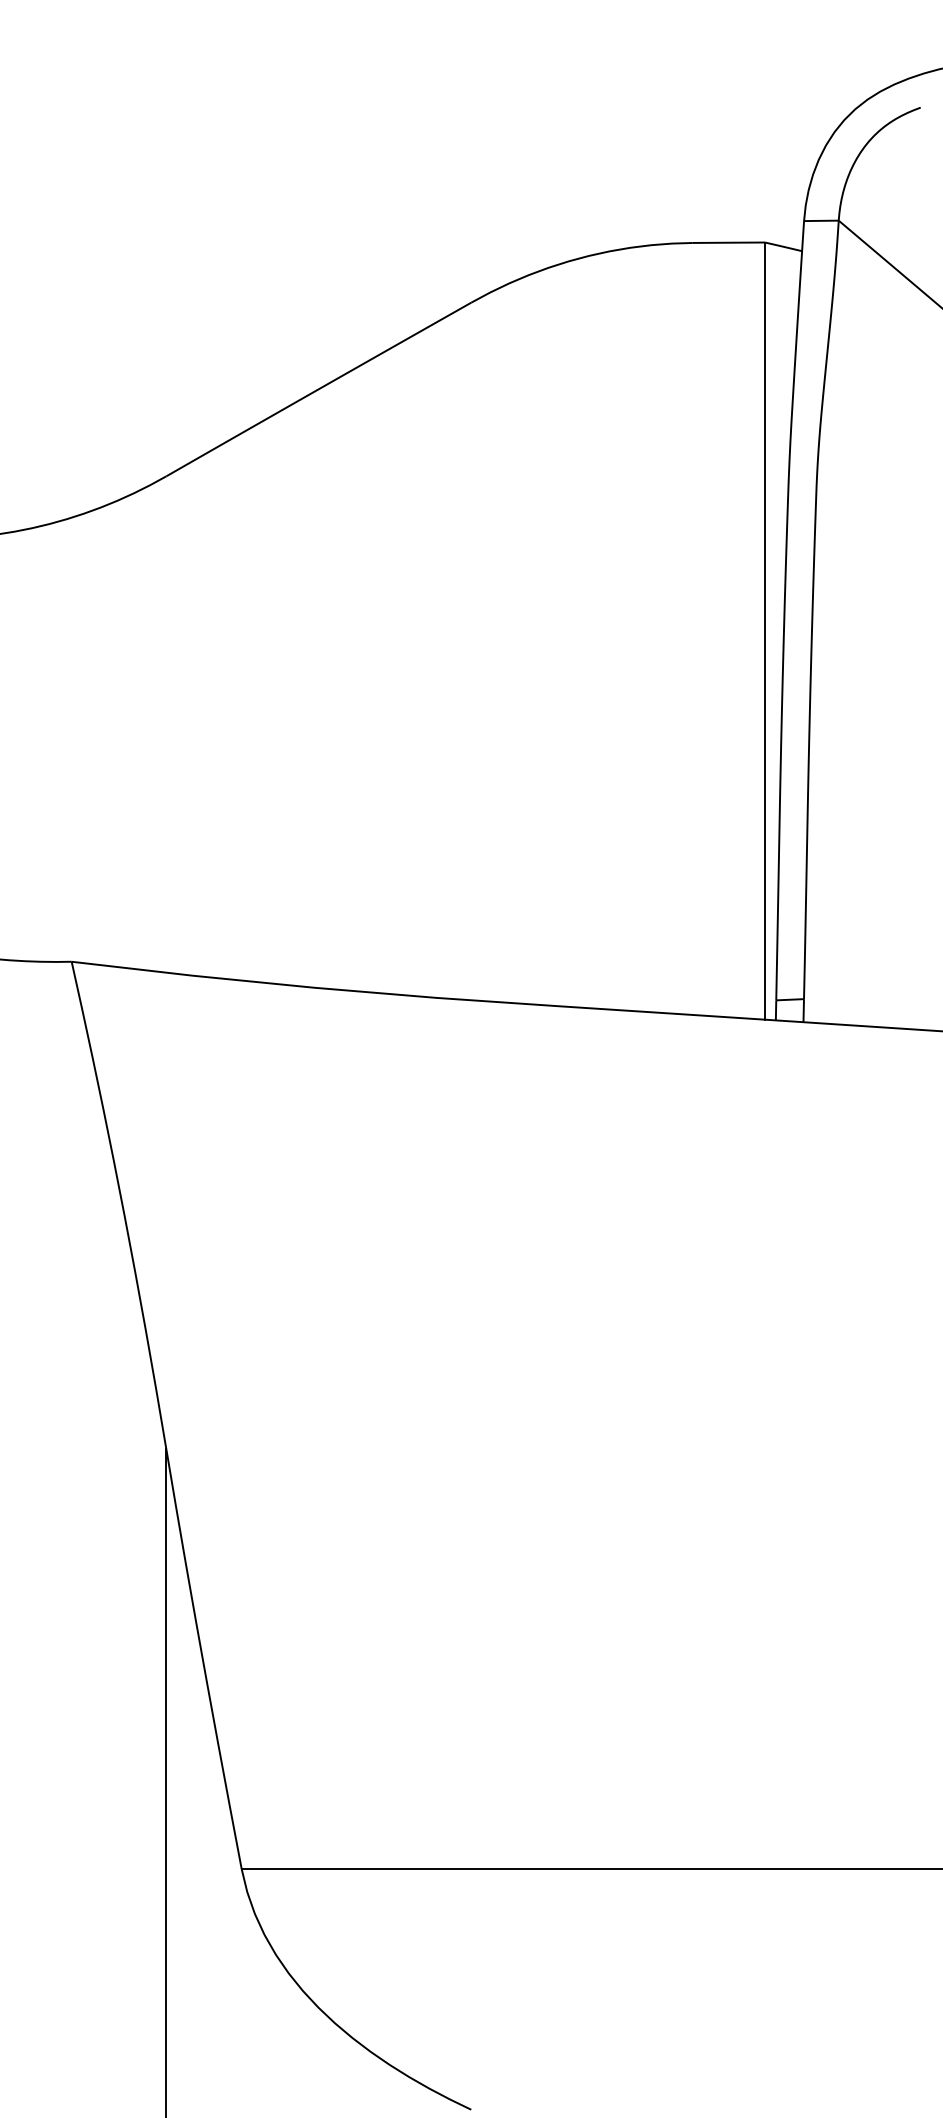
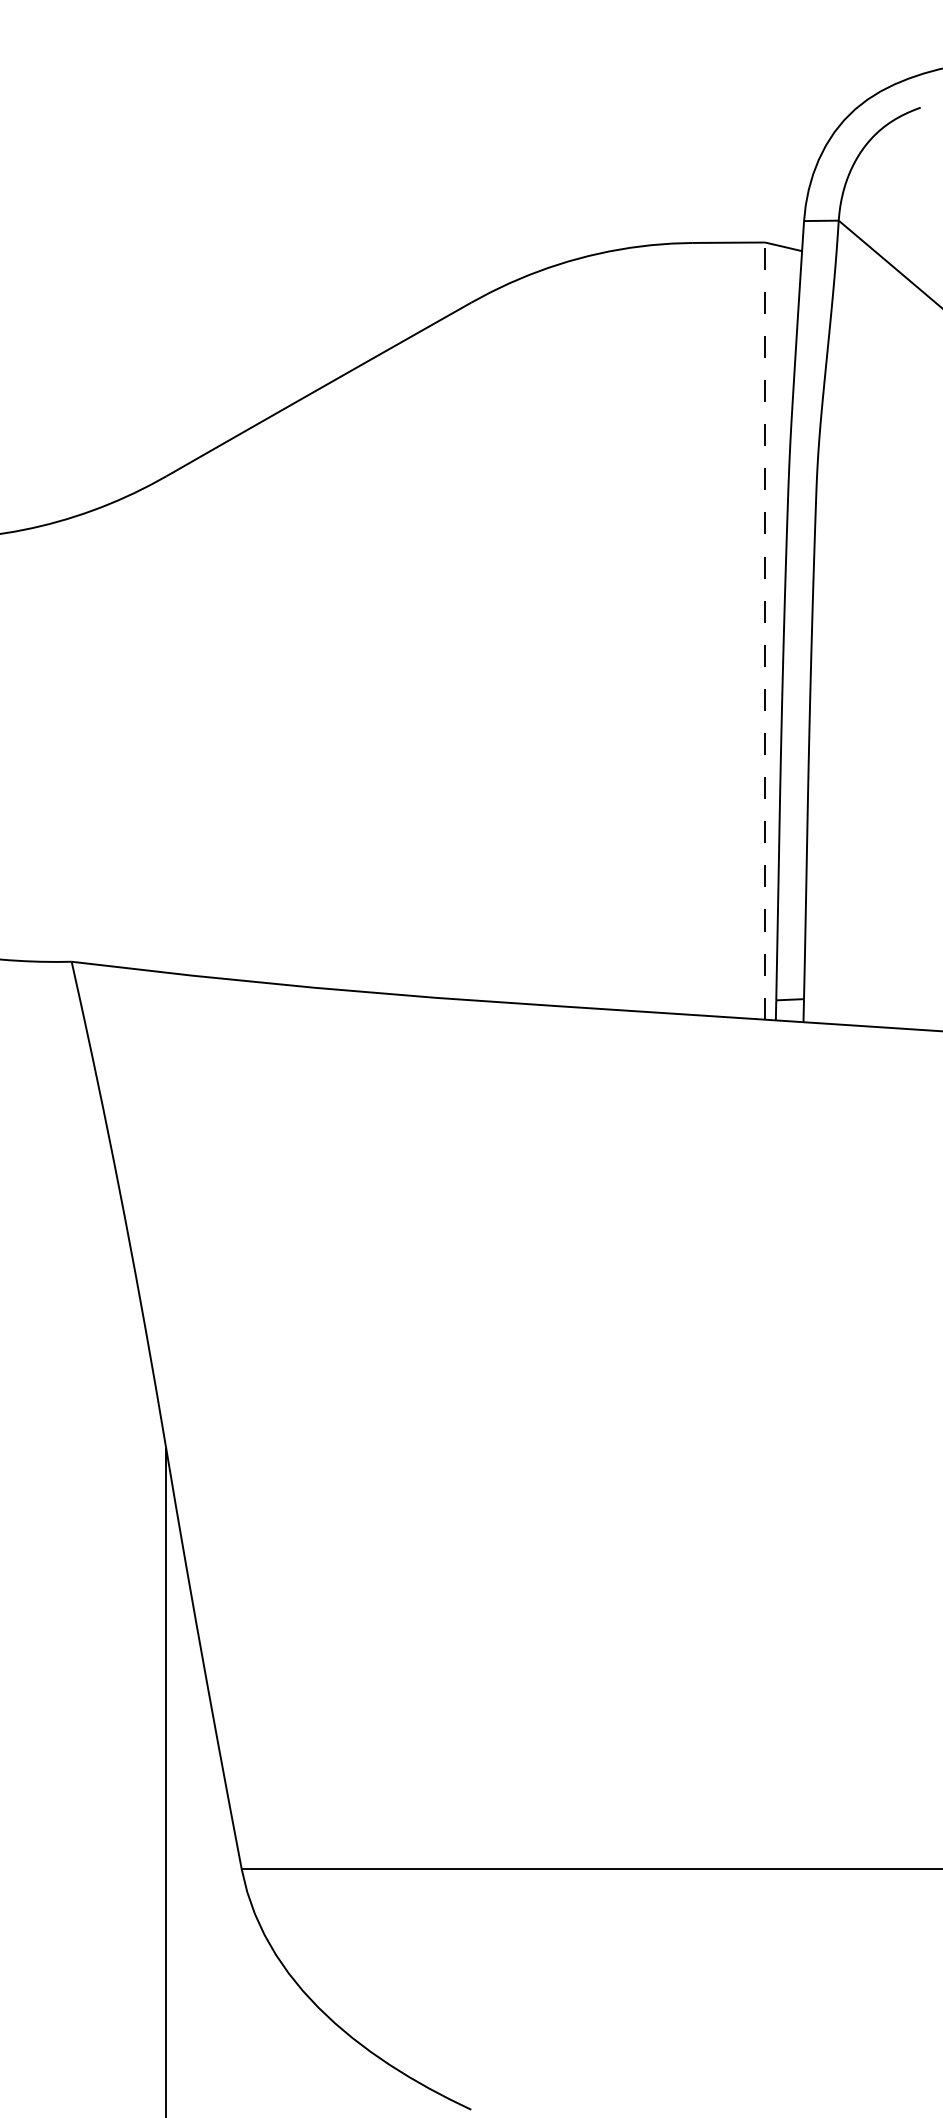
line: solid -> dashed (764, 631)
